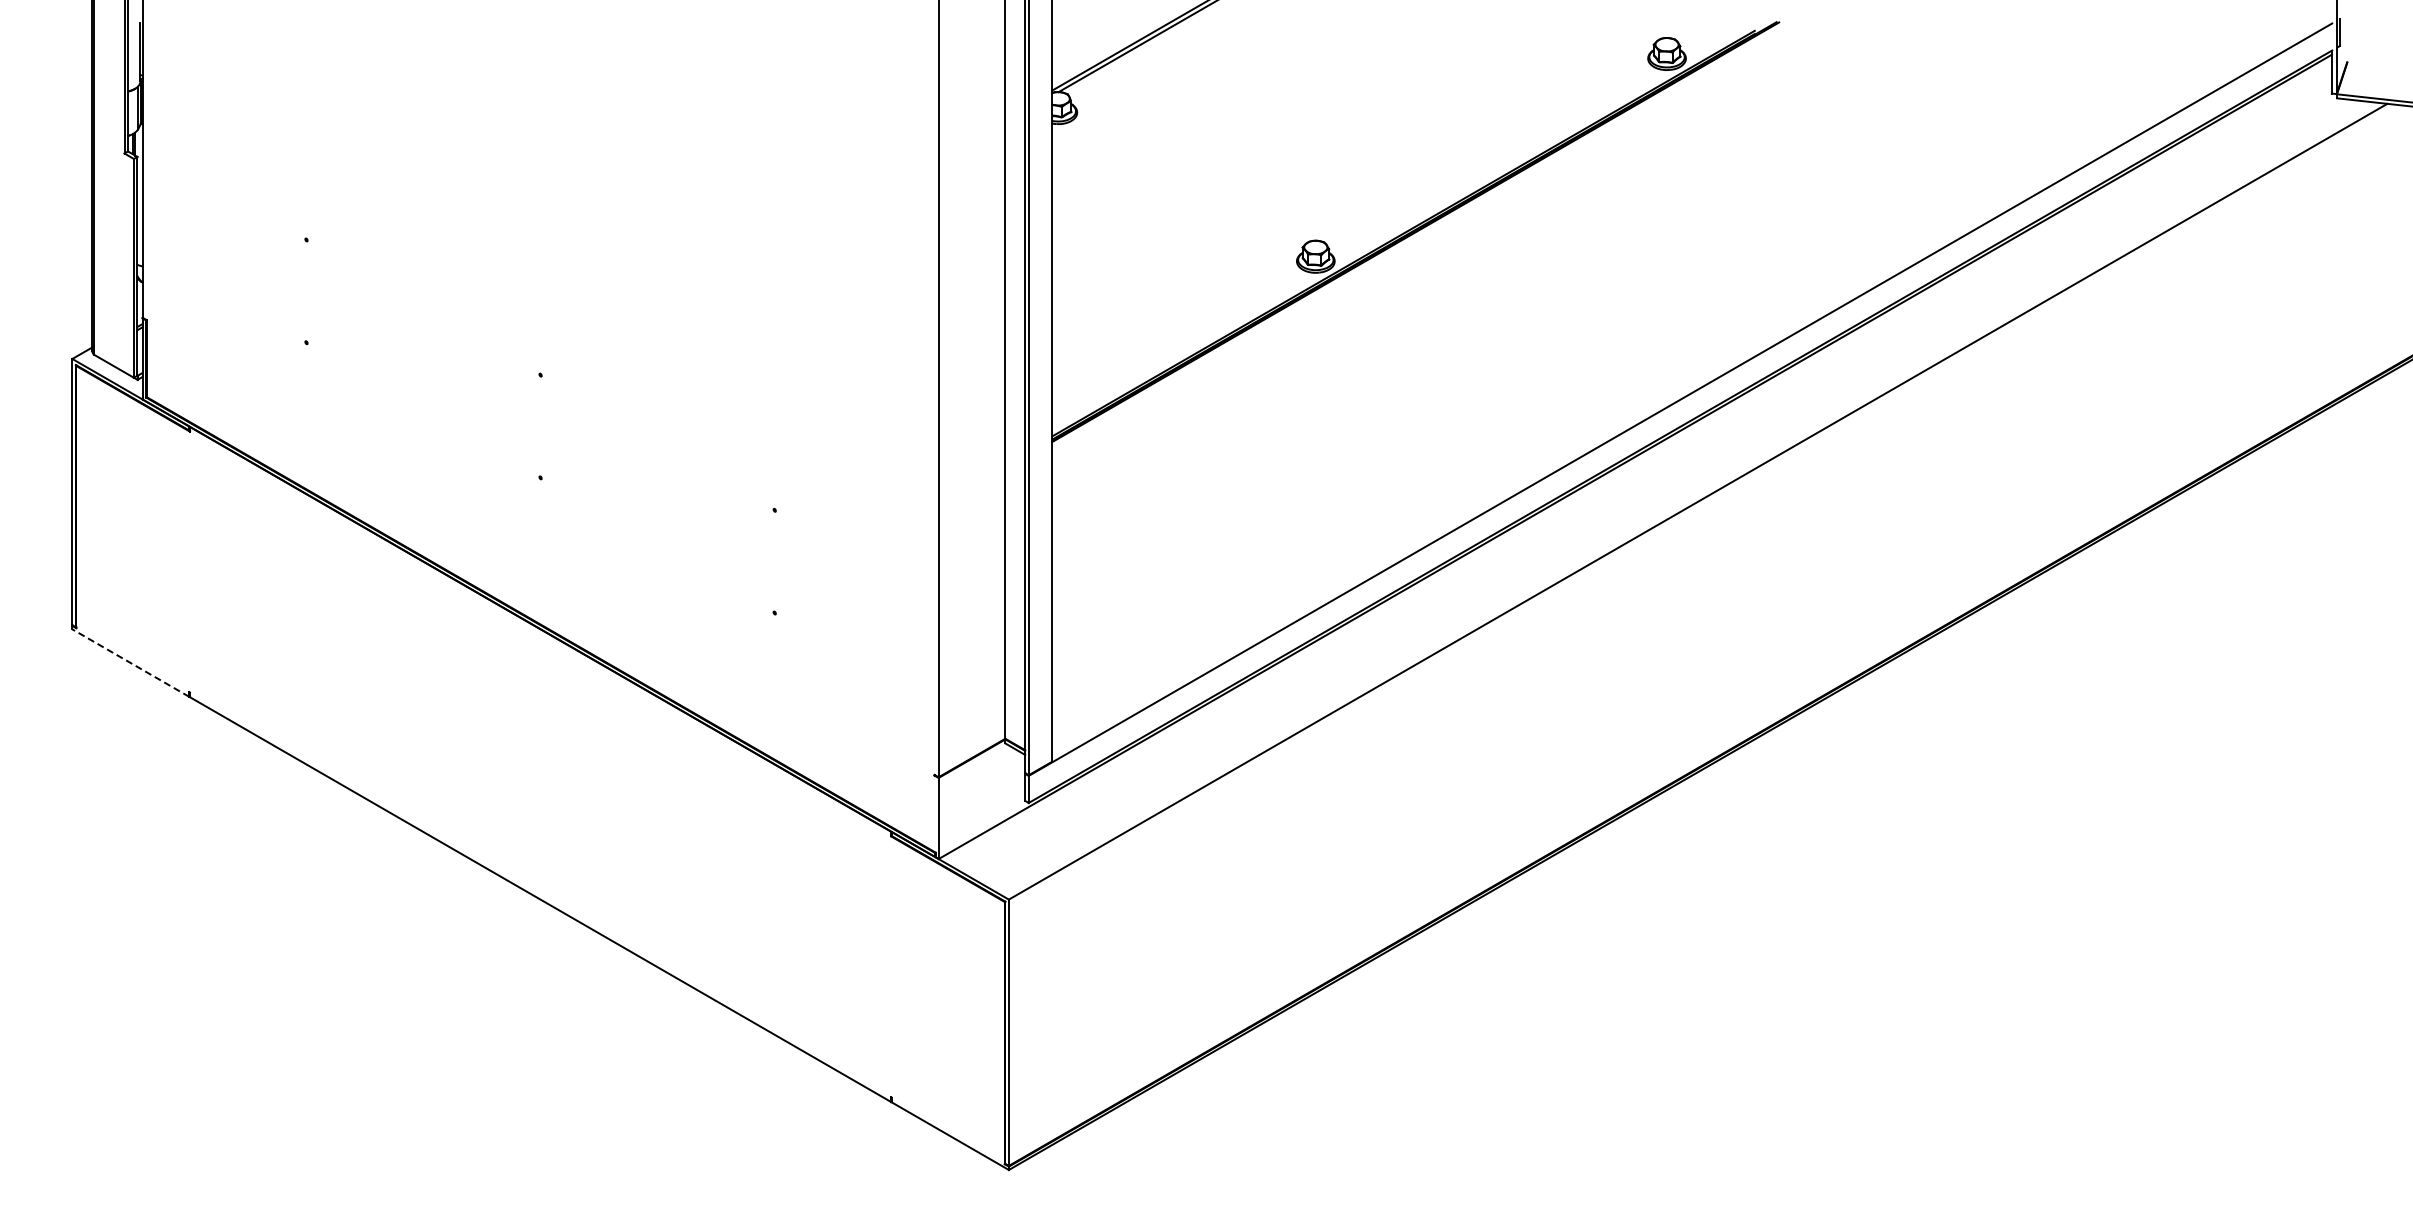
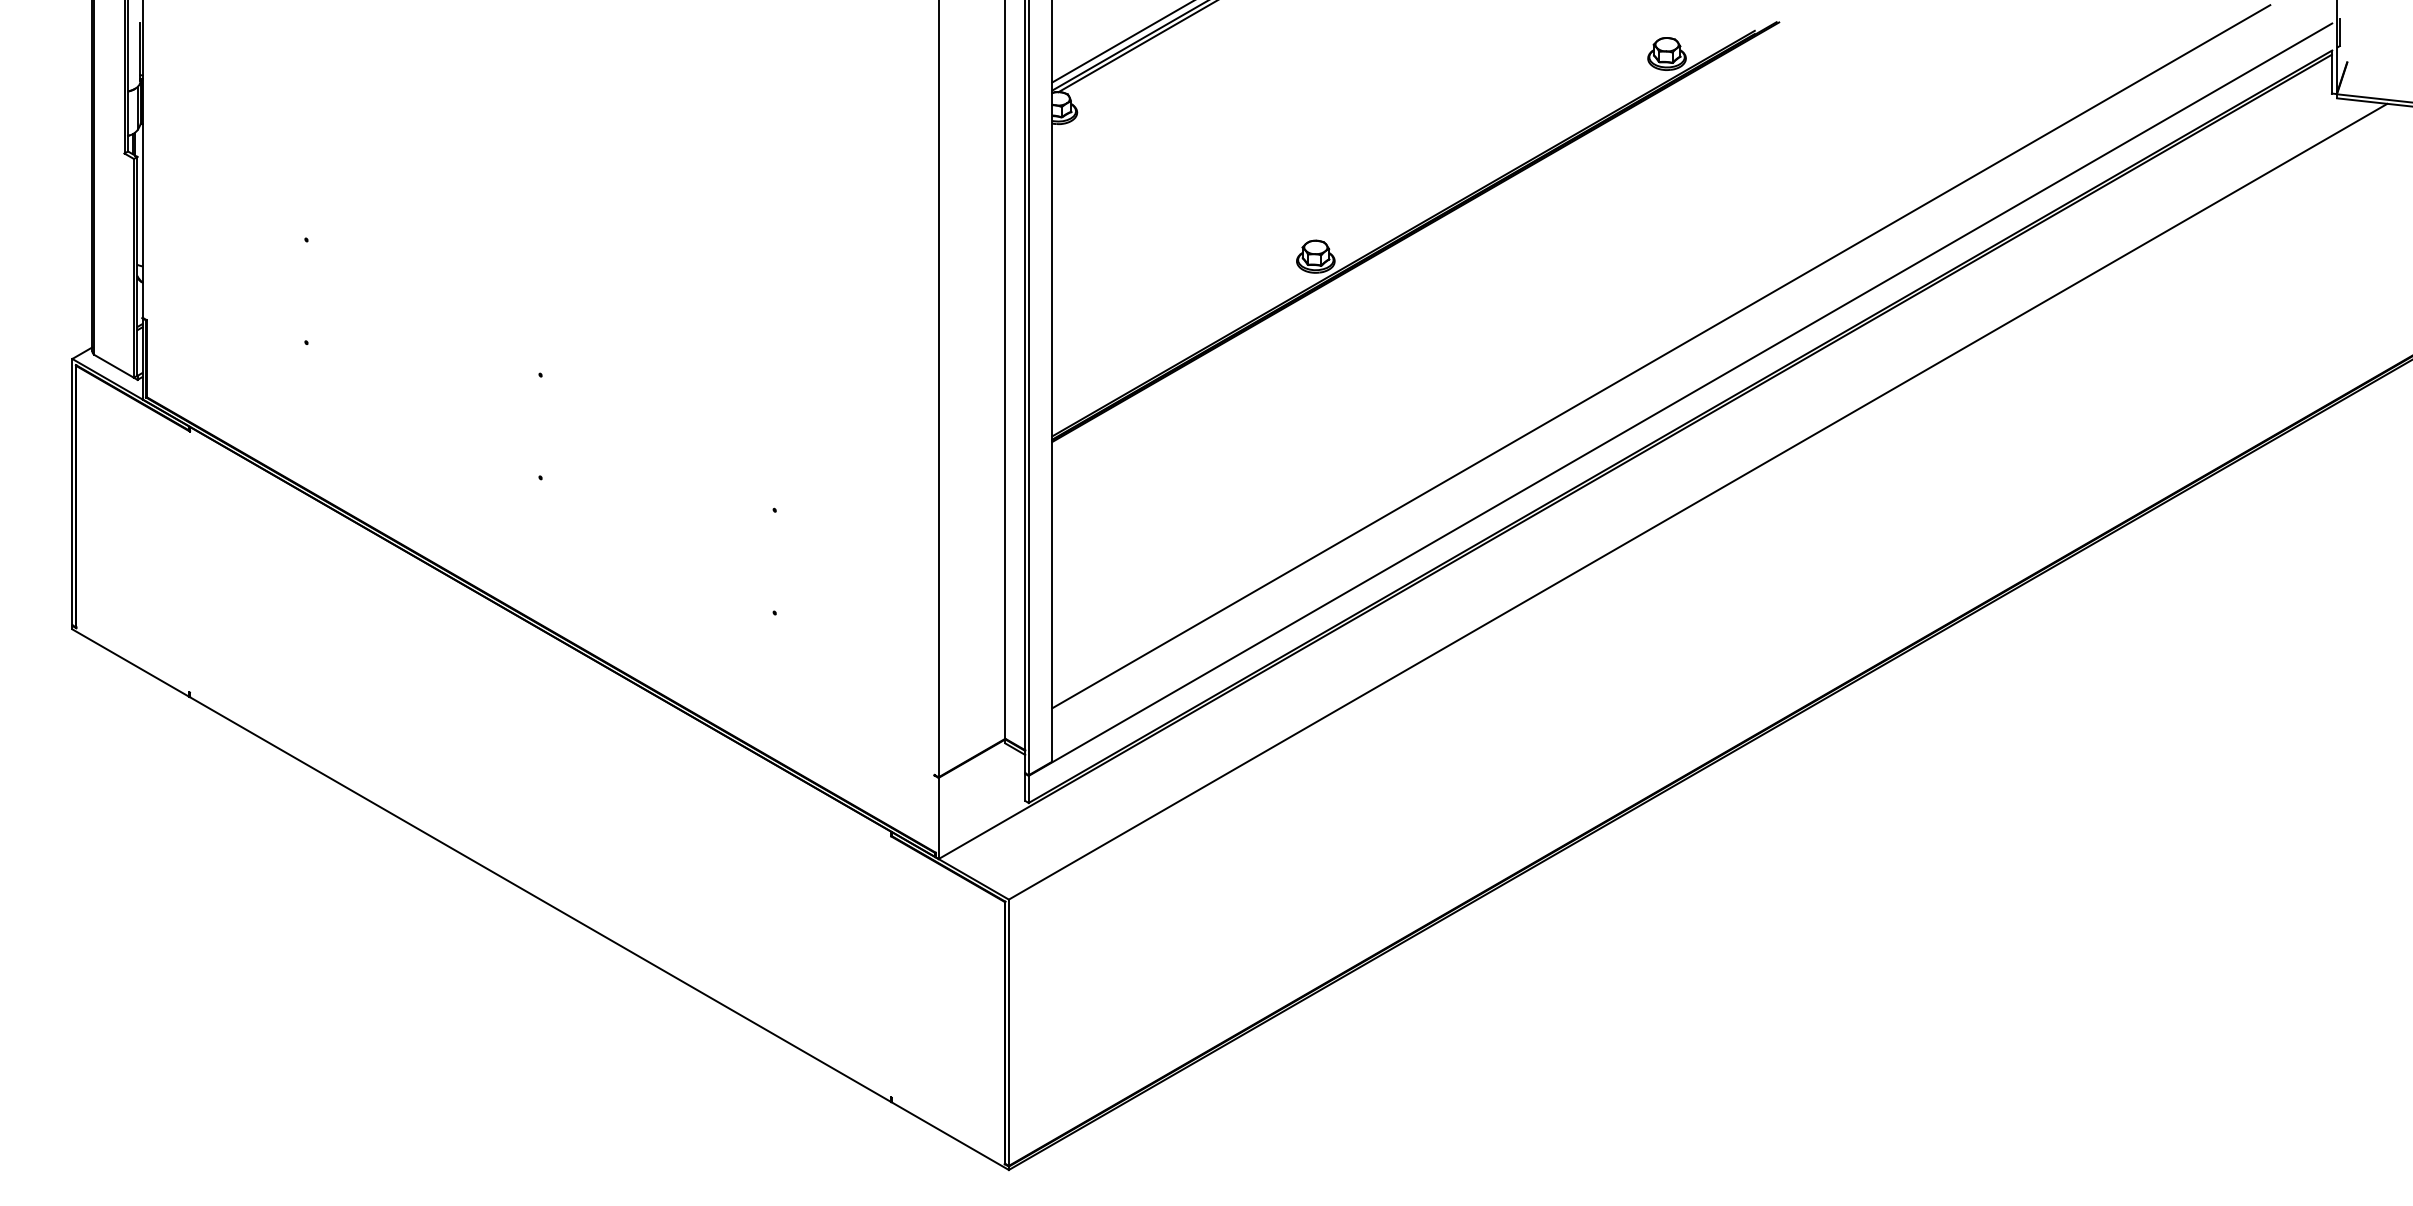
line: none -> present (1121, 42)
line: none -> present (1661, 356)
line: dashed -> solid (130, 663)
